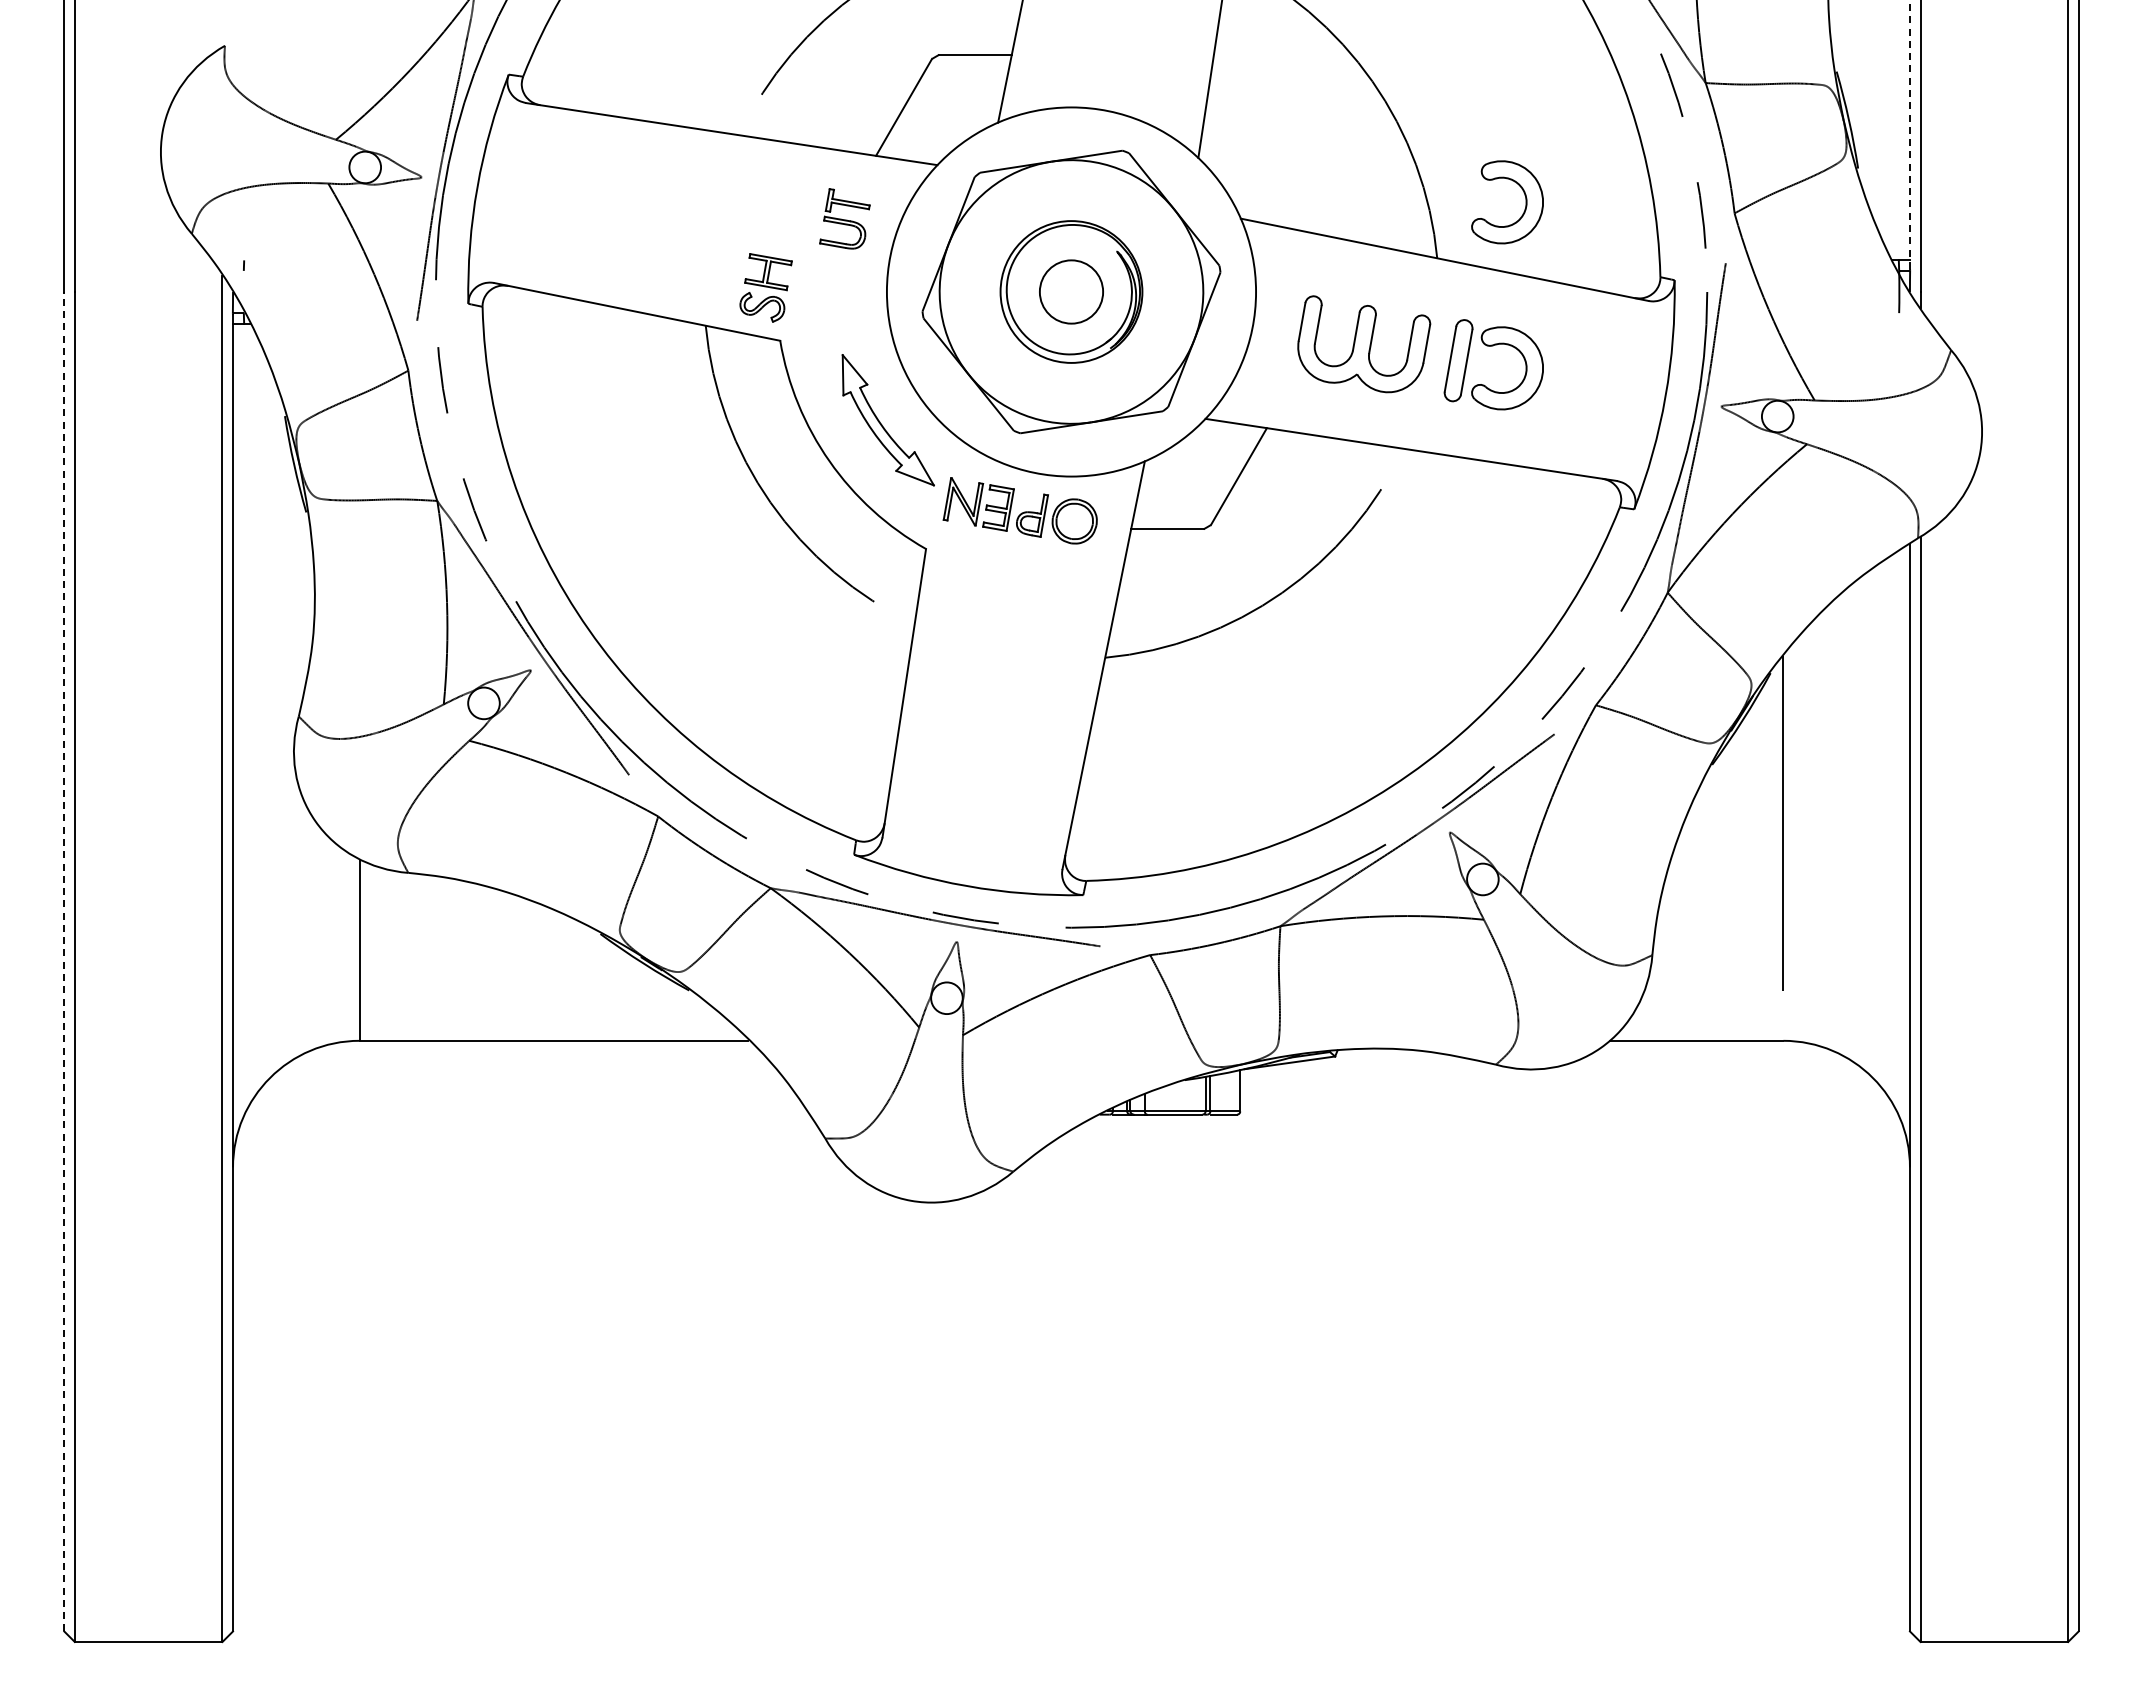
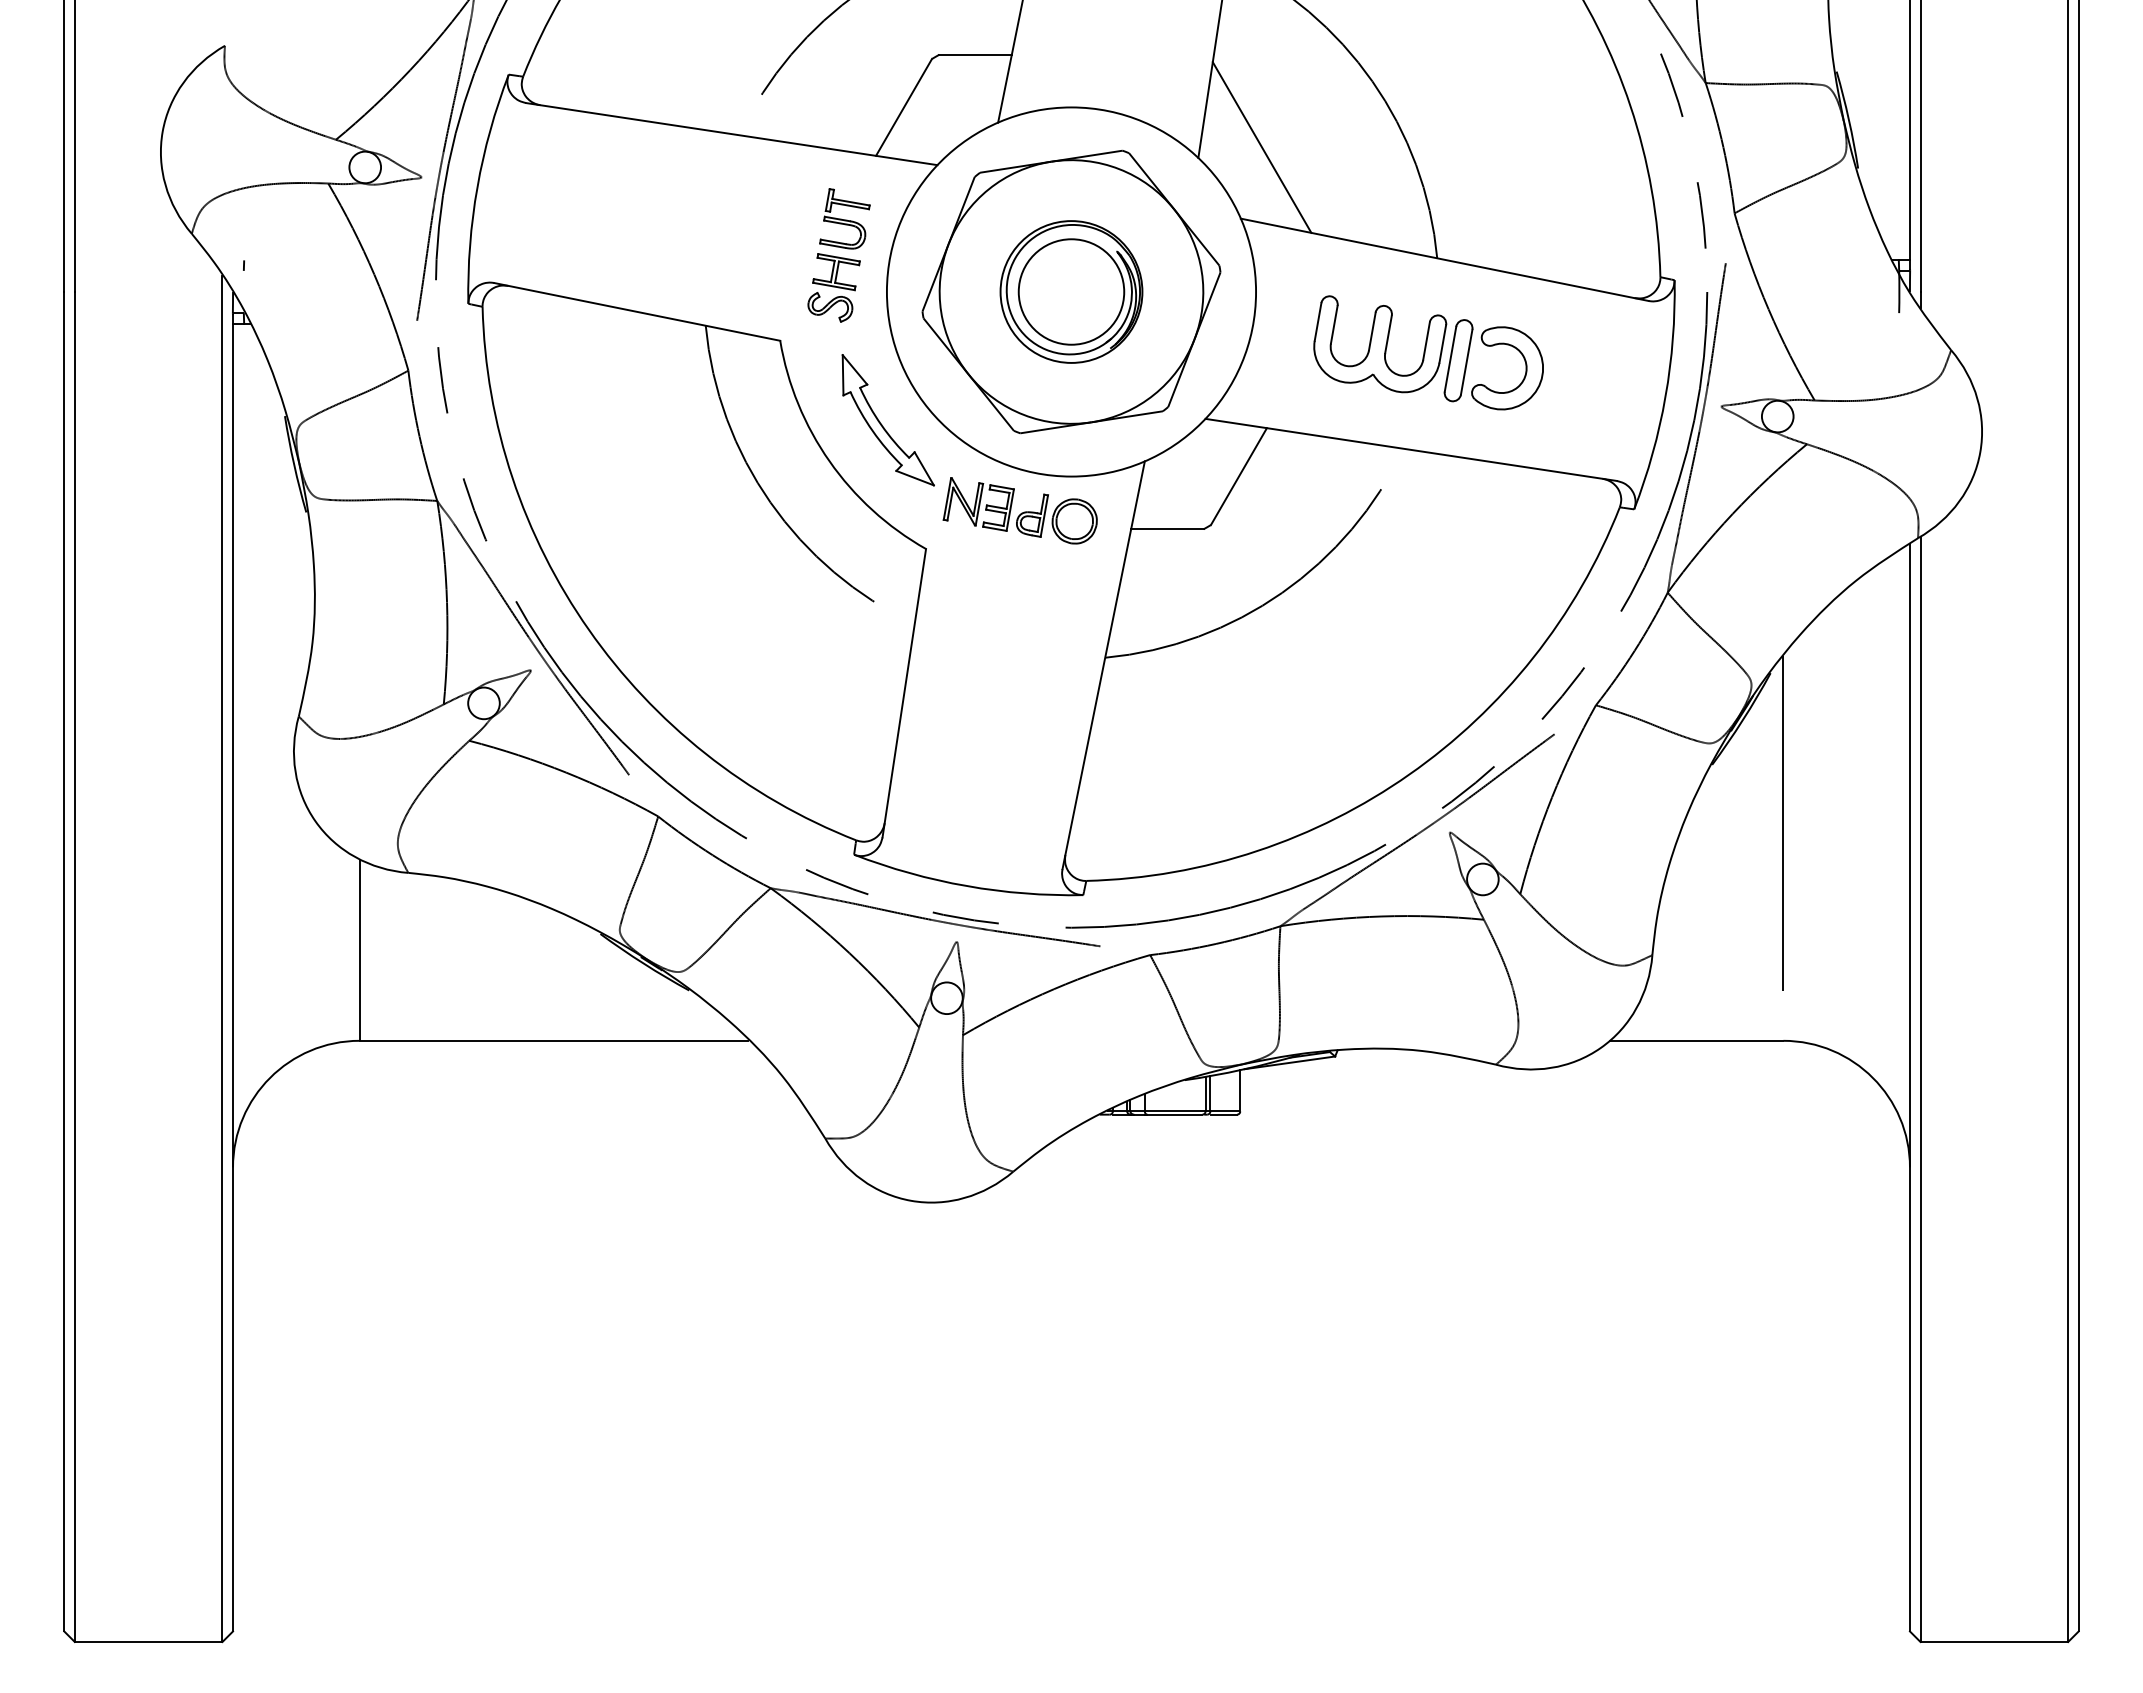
line: dashed -> solid (1909, 133)
line: none -> present (1261, 147)
part: present -> none (1525, 202)
part position: (765, 287) -> (833, 287) (833, 287)
circle diameter: 63 px -> 105 px (1071, 291)
part position: (1364, 344) -> (1380, 344) (1380, 344)
line: dashed -> solid (64, 961)
